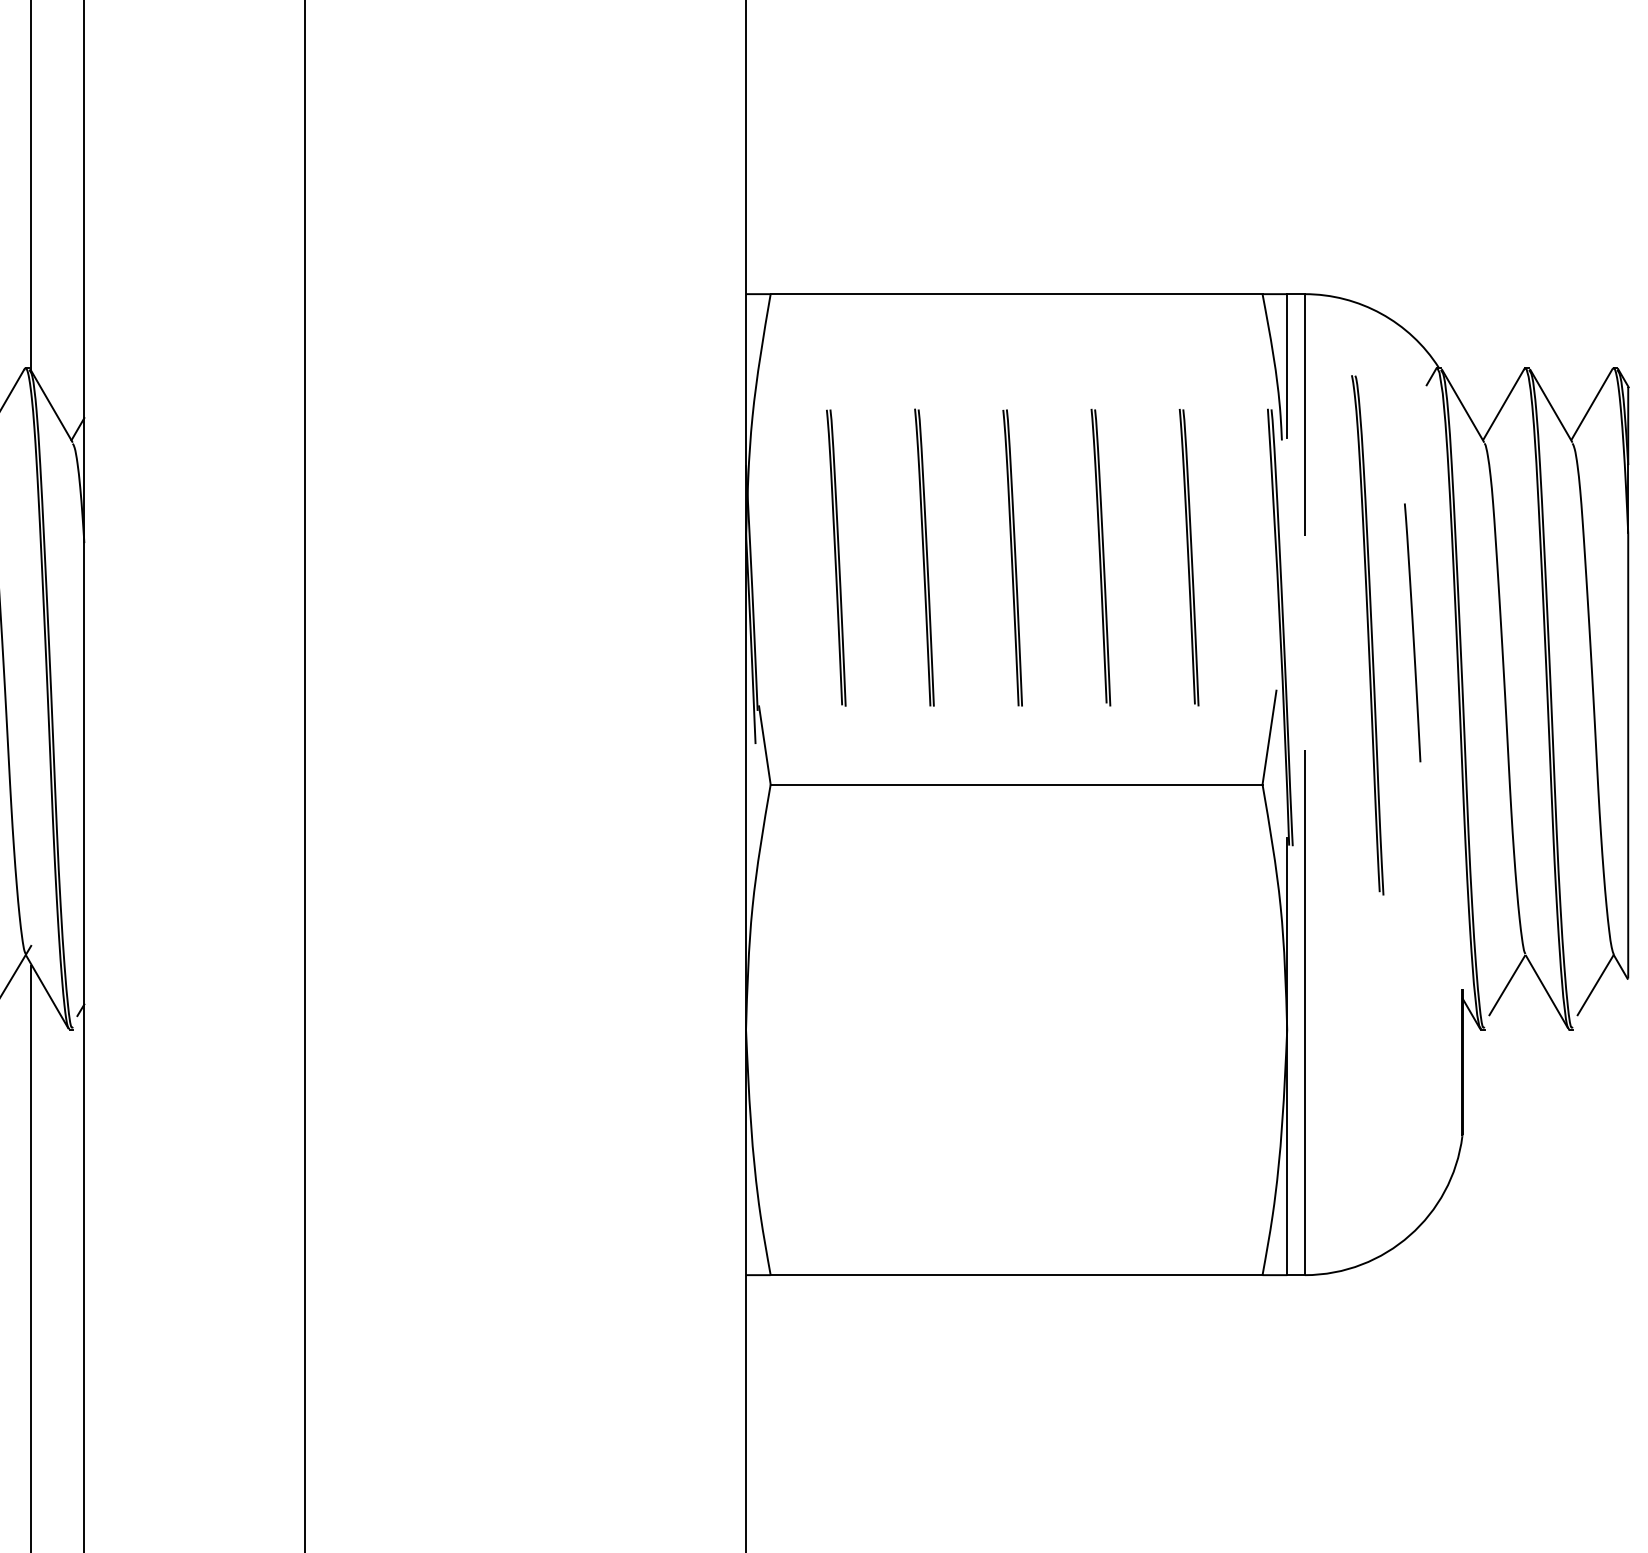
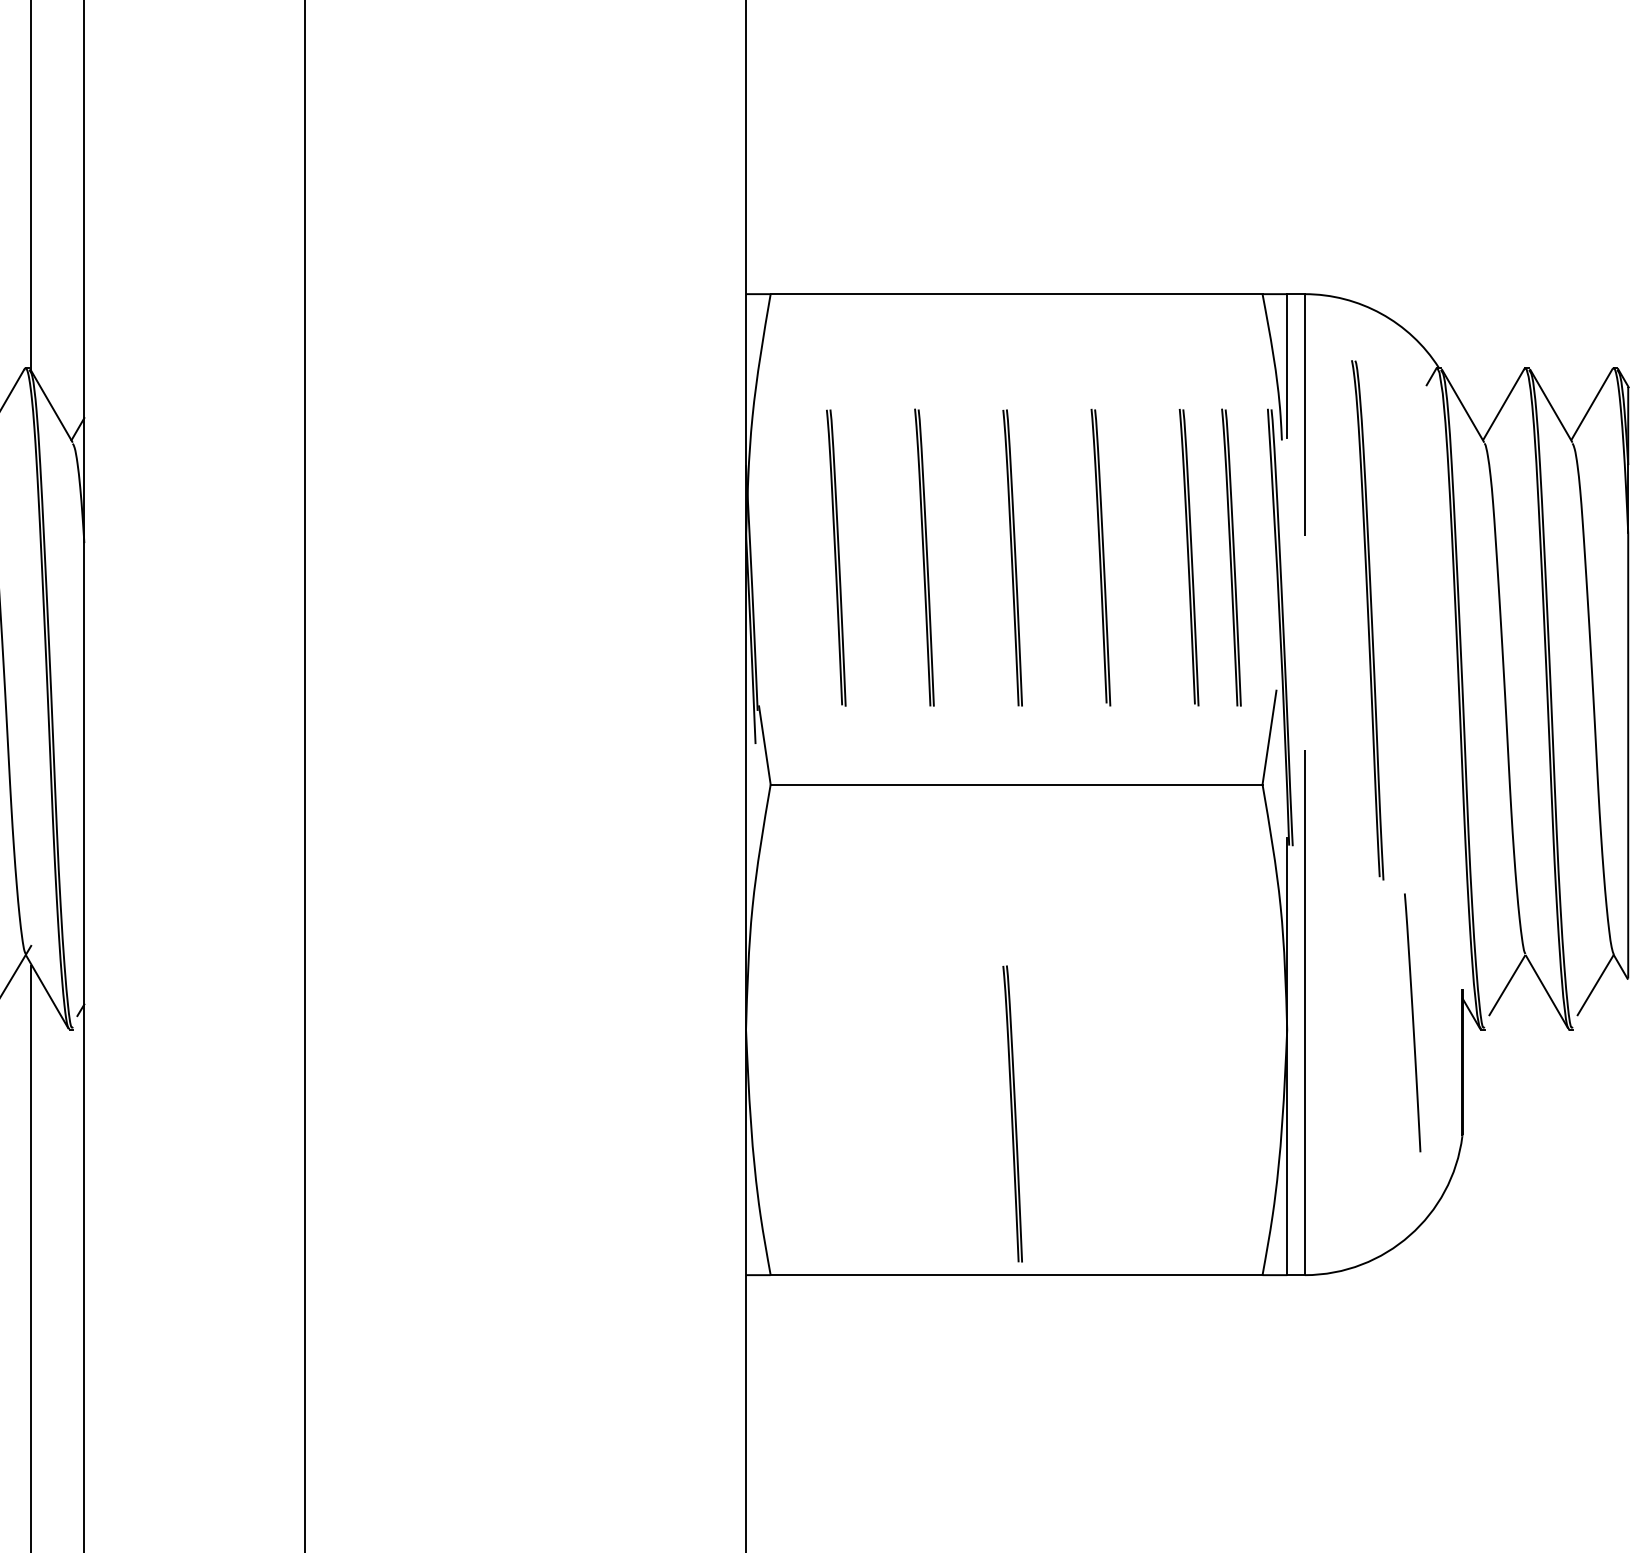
part: none -> present (1231, 557)
line position: (1412, 632) -> (1412, 1022) (1412, 1022)
part position: (1367, 635) -> (1367, 620) (1367, 620)
part: none -> present (1012, 1113)
